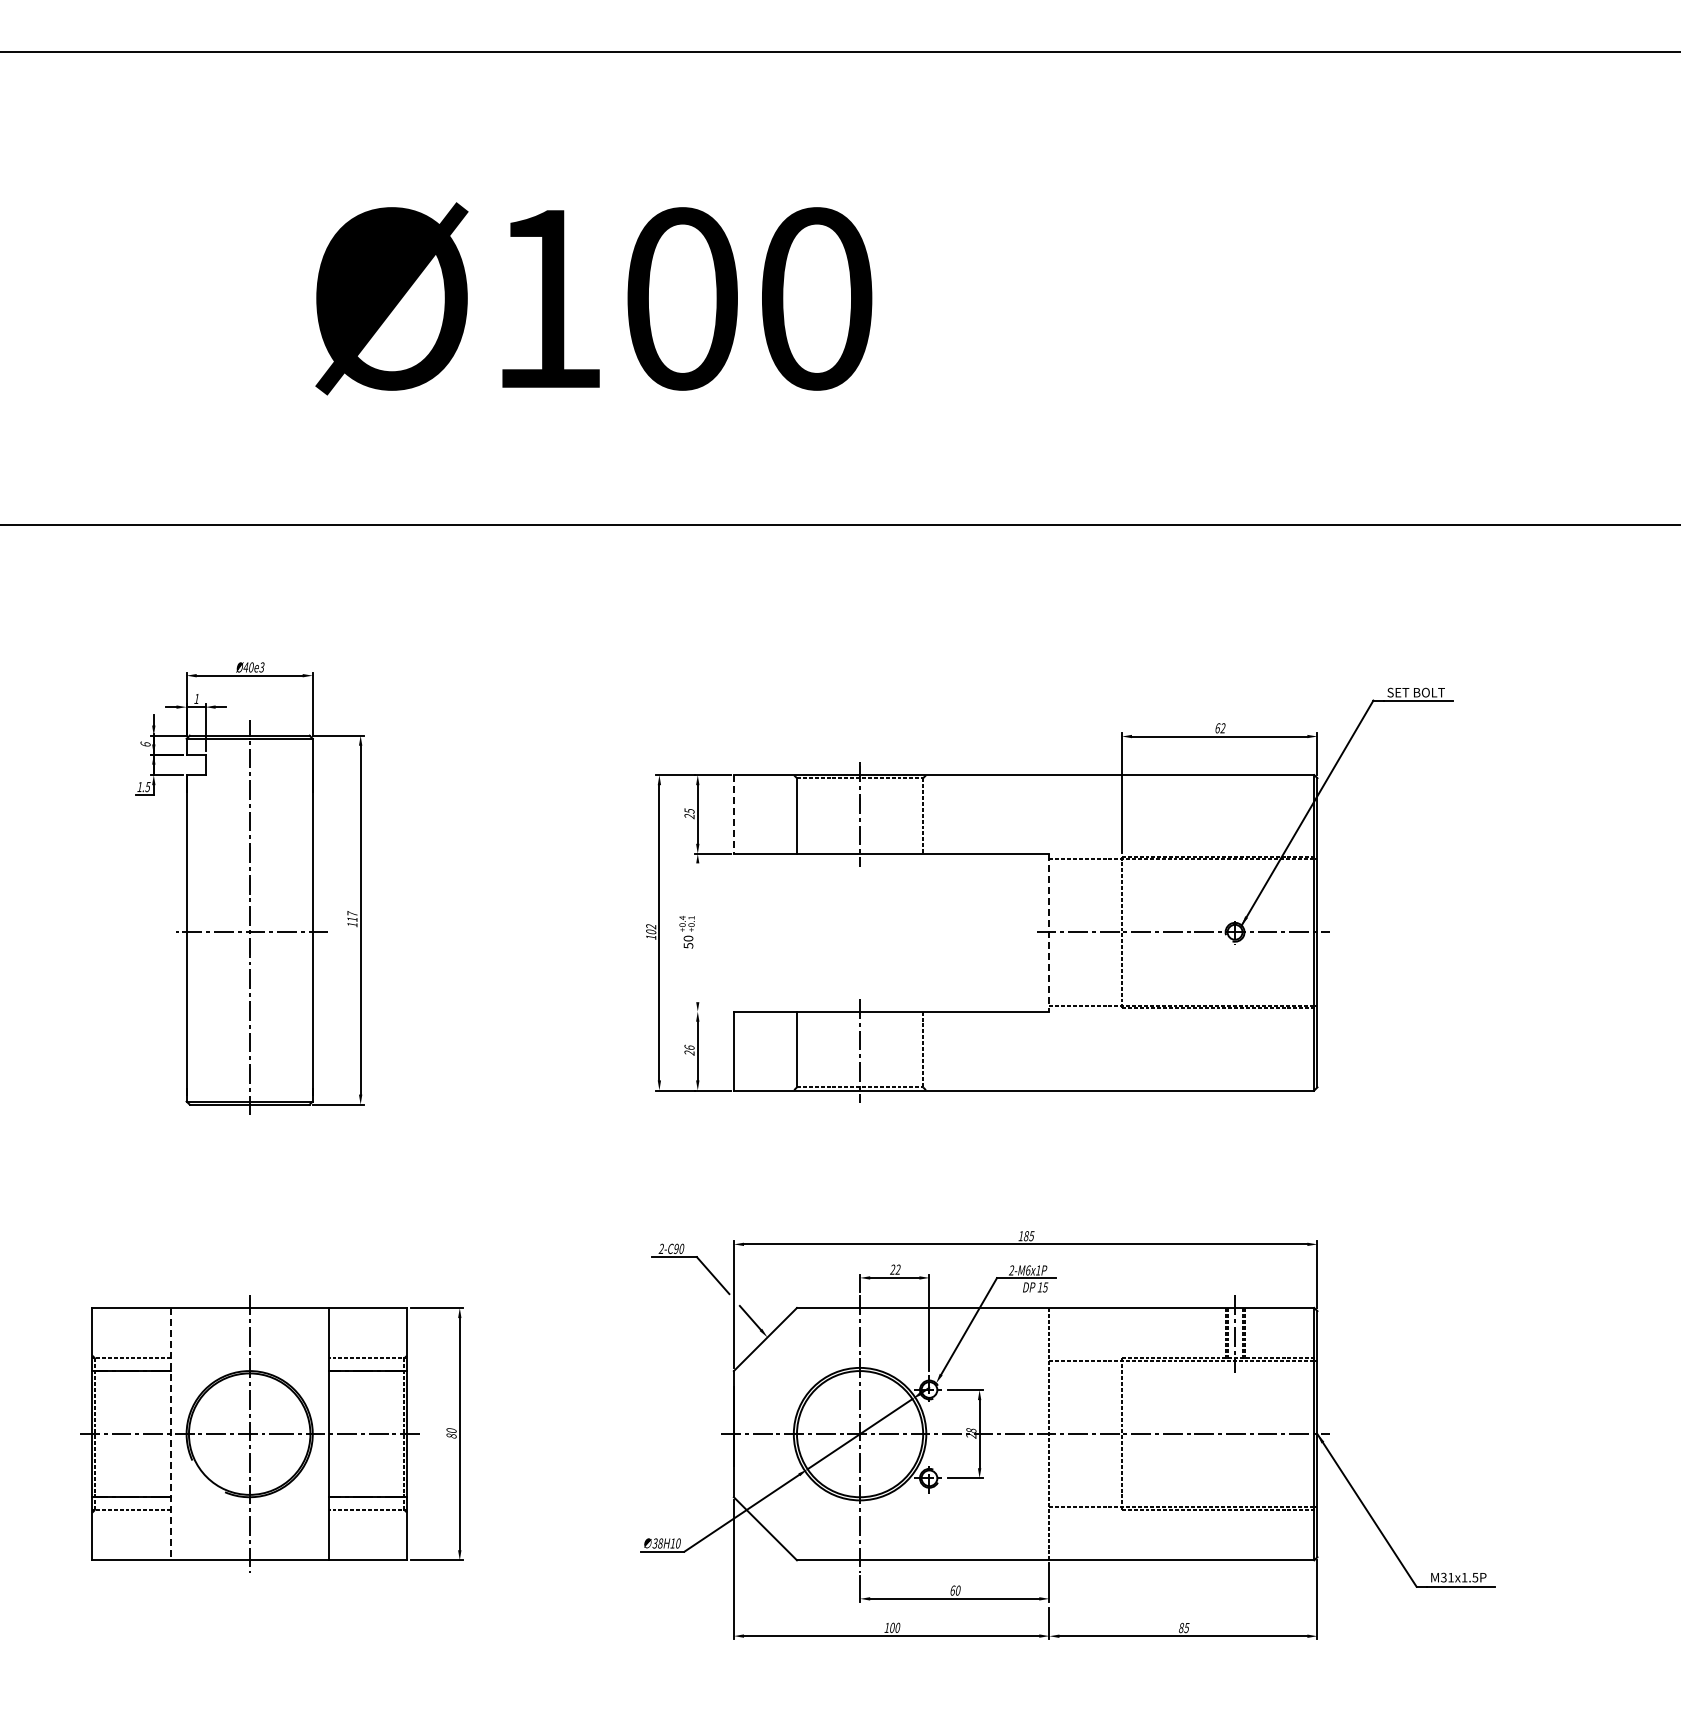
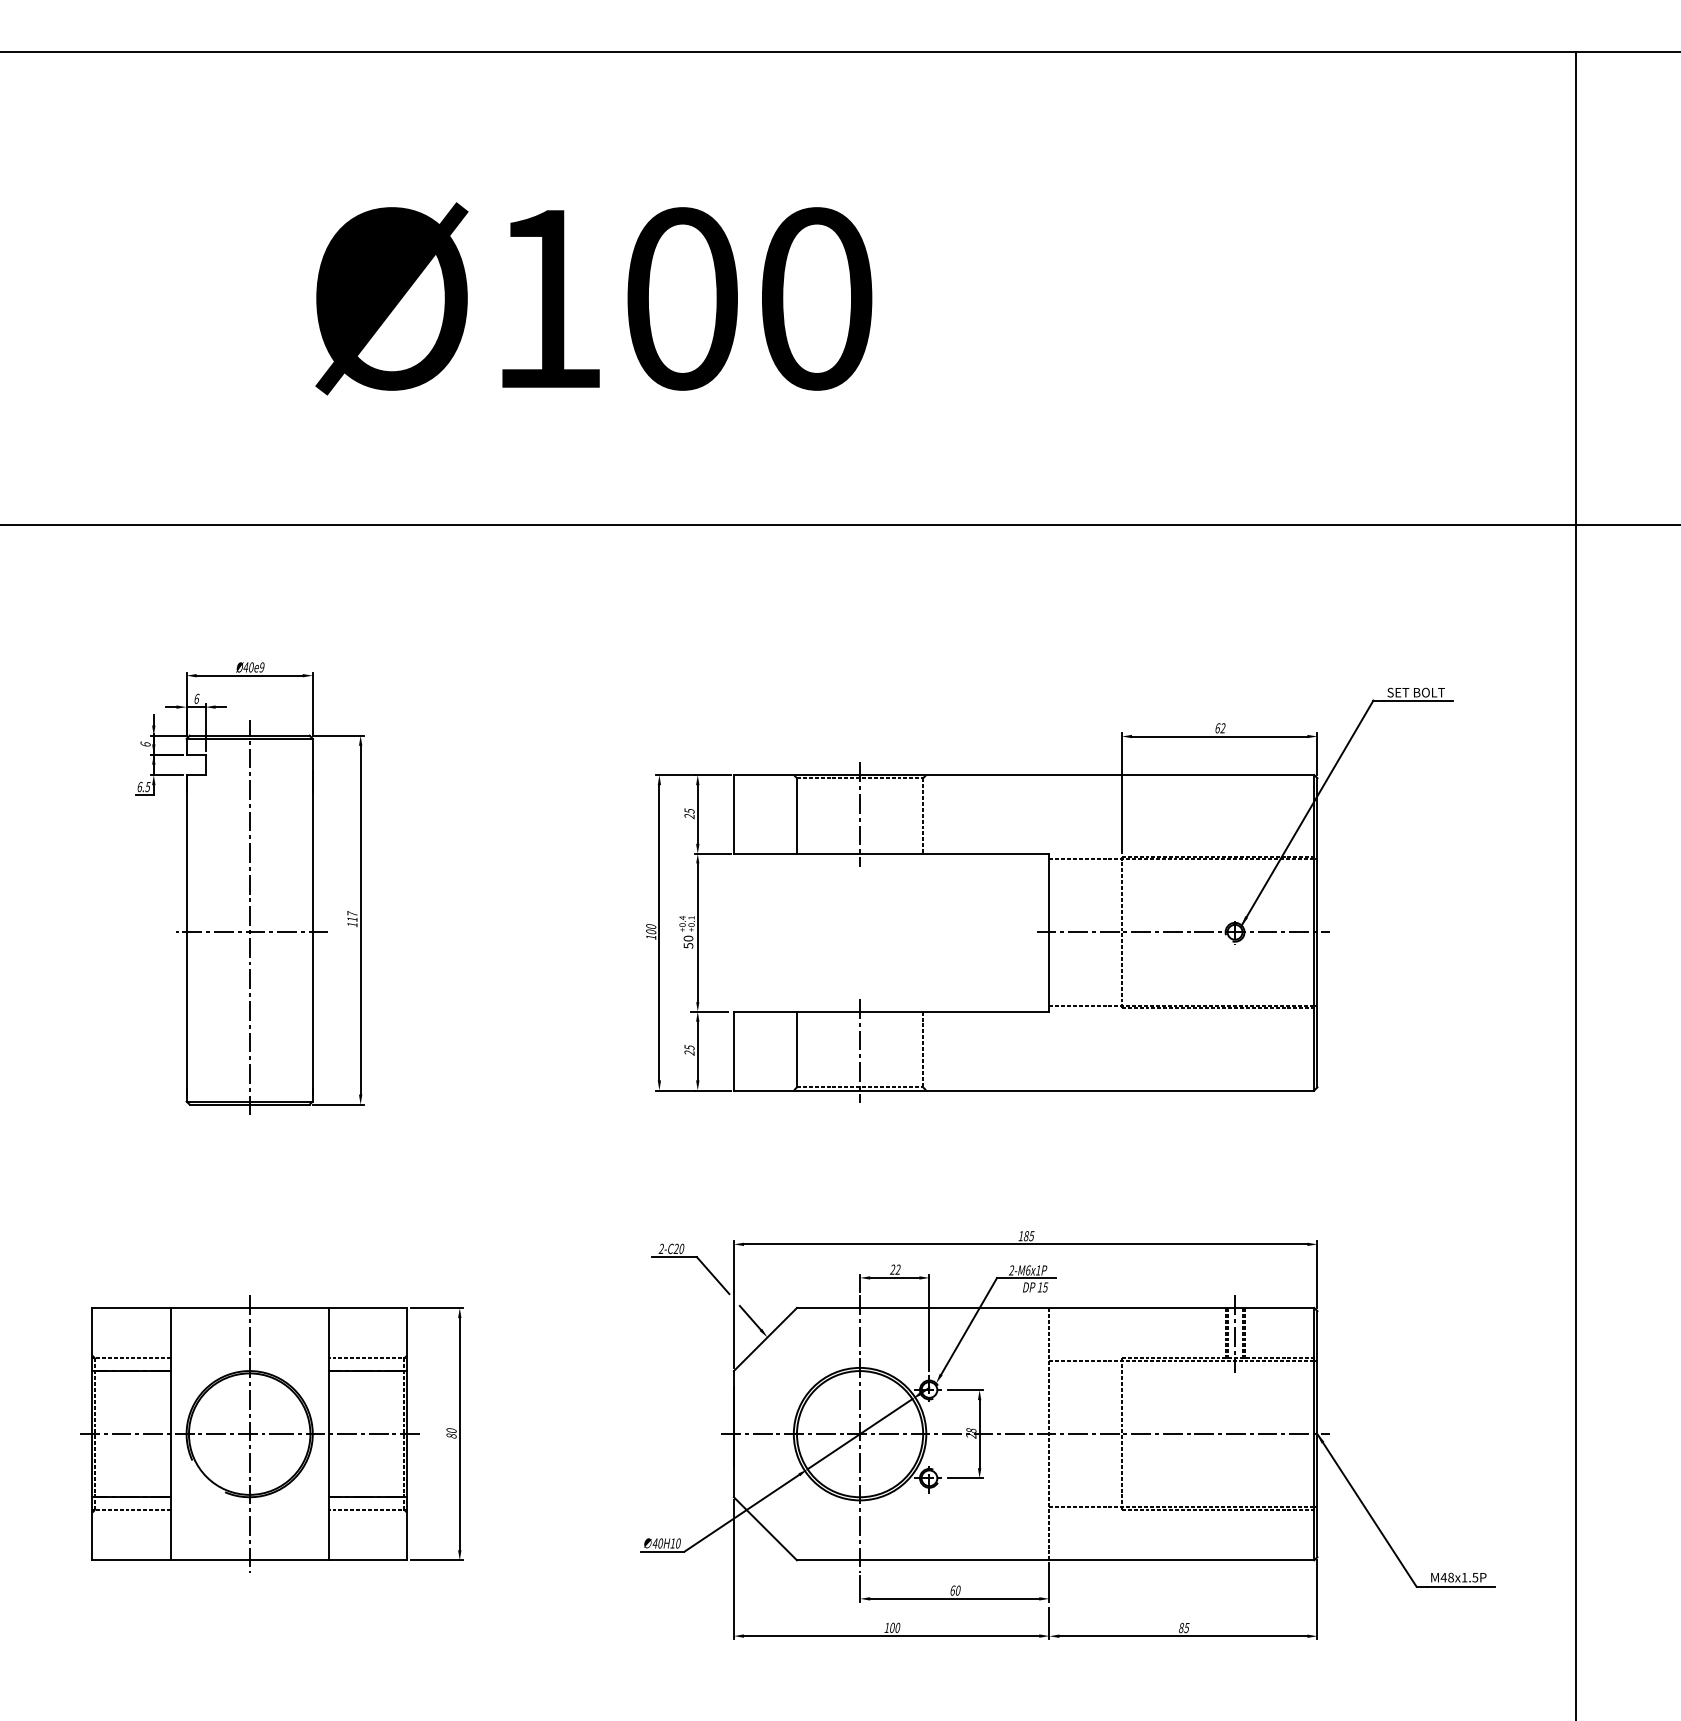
text: Ø40e3 -> Ø40e9 (261, 667)
text: 1 -> 6 (196, 698)
text: 1.5 -> 6.5 (139, 786)
line: dashed -> solid (733, 815)
line: none -> present (1576, 884)
text: 102 -> 100 (651, 926)
line: none -> present (697, 932)
line: dashed -> solid (1049, 932)
line: none -> present (709, 1011)
text: 26 -> 25 (689, 1047)
text: 2-C90 -> 2-C20 (675, 1249)
line: dashed -> solid (170, 1434)
text: 38H10 -> 40H10 (657, 1543)
text: M31x1.5P -> M48x1.5P (1446, 1577)
